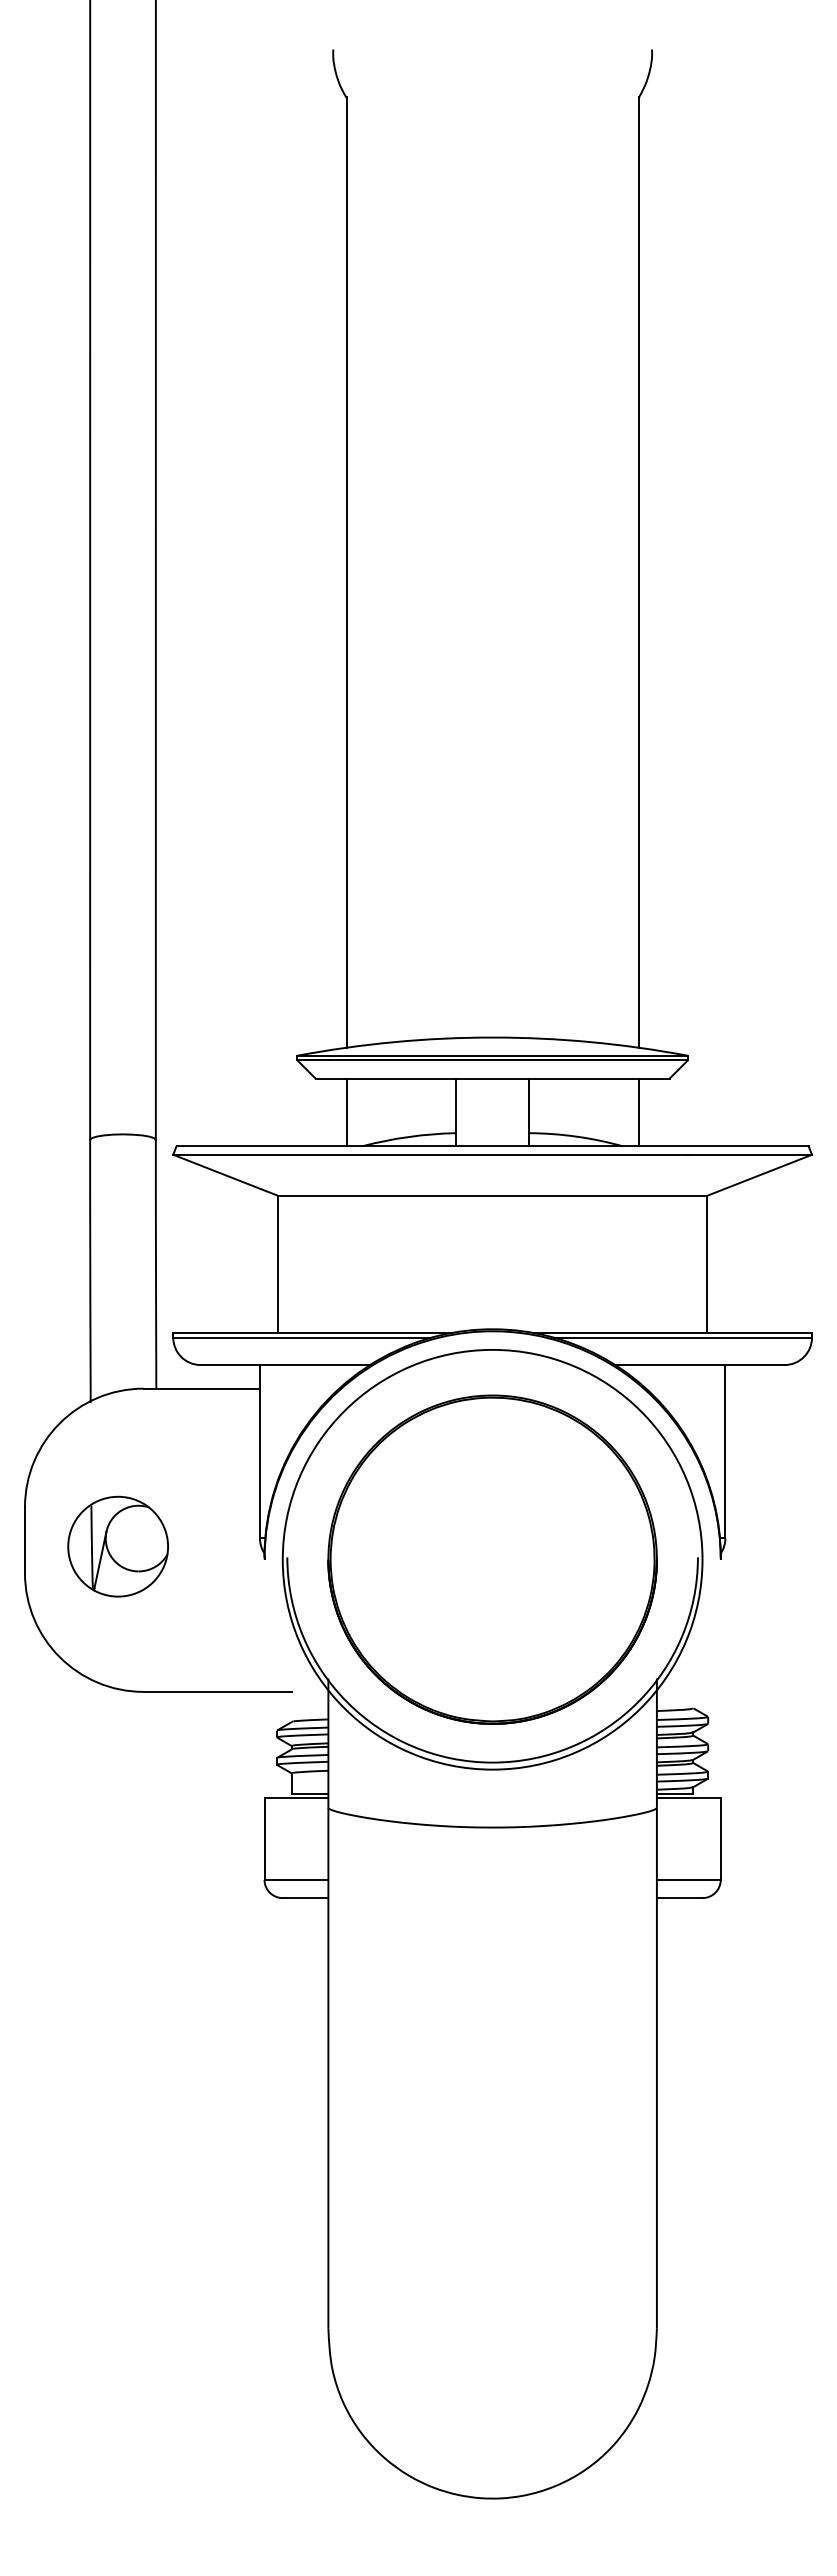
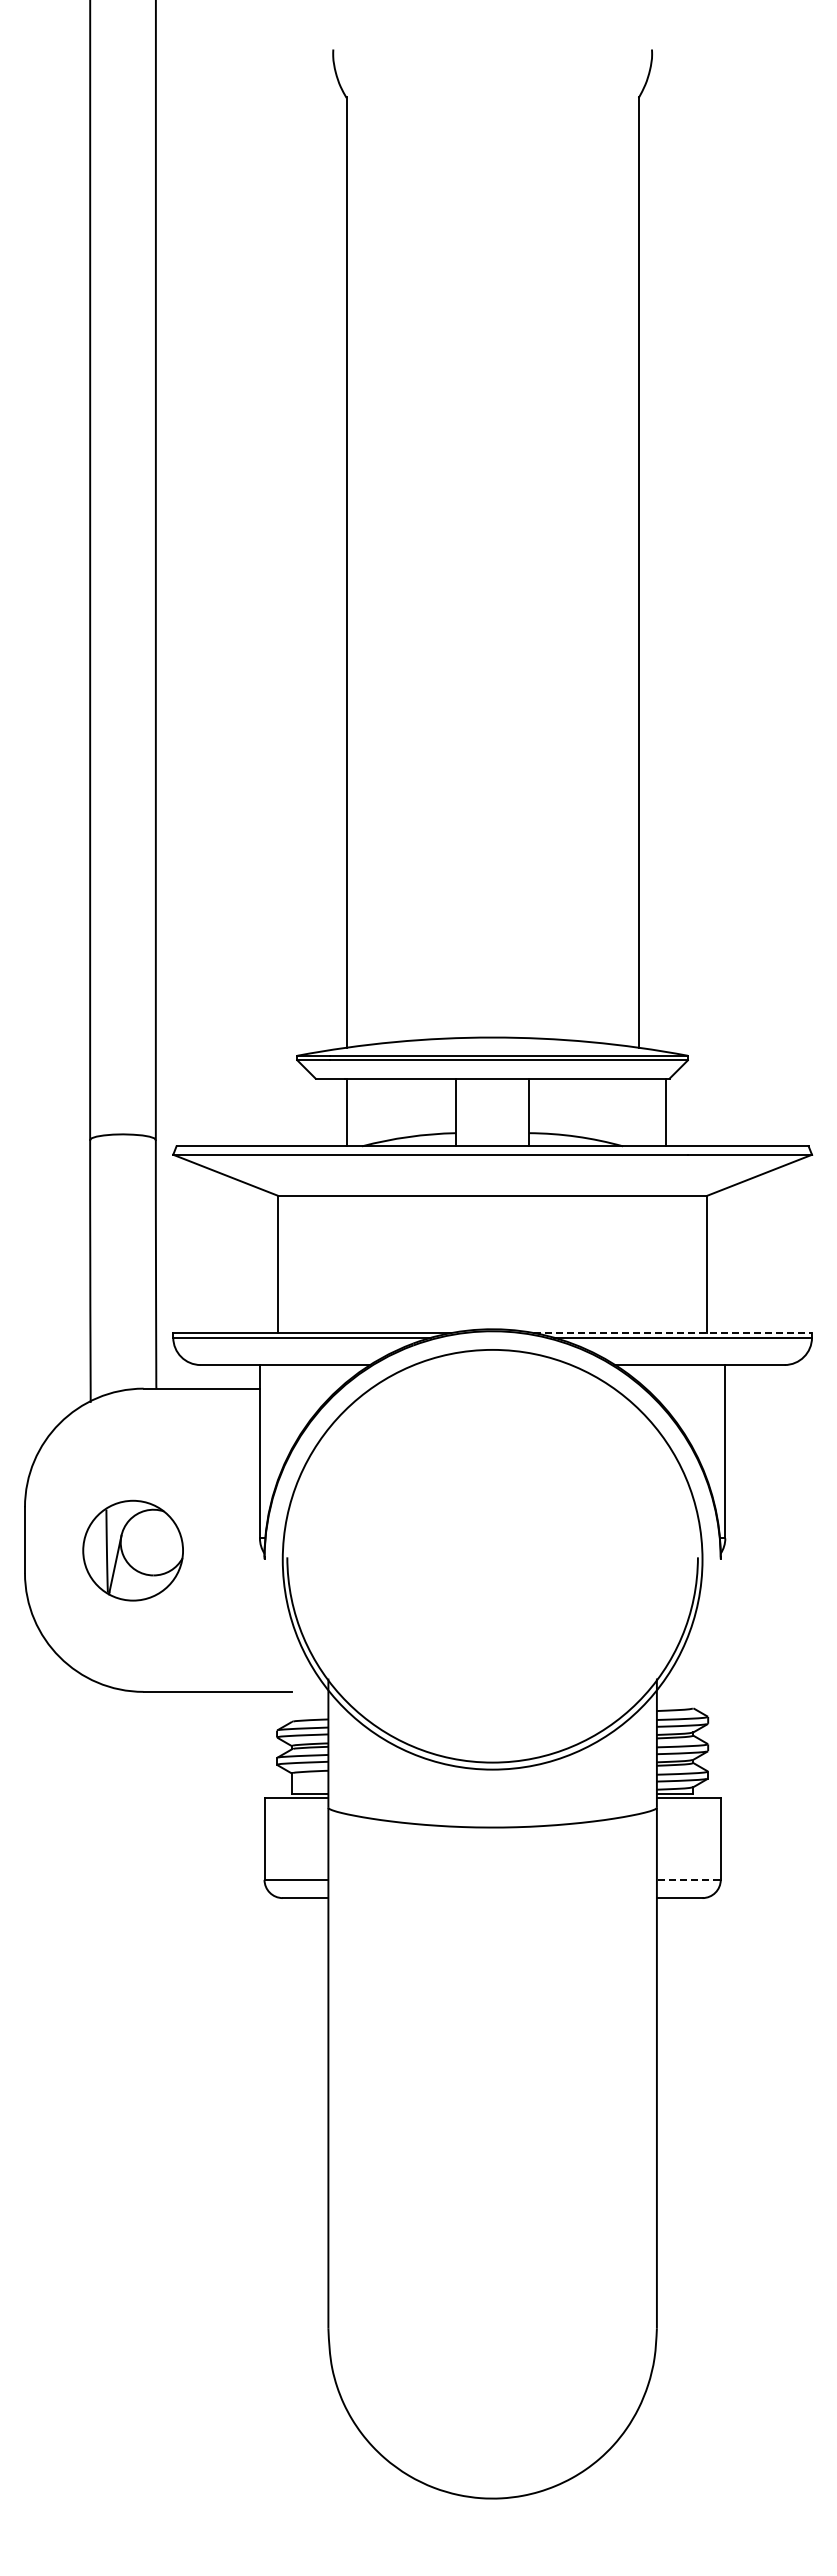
line position: (638, 1112) -> (665, 1112) (665, 1112)
line: solid -> dashed (673, 1333)
part position: (117, 1546) -> (132, 1550) (132, 1550)
part: present -> none (492, 1559)
line: solid -> dashed (689, 1879)
